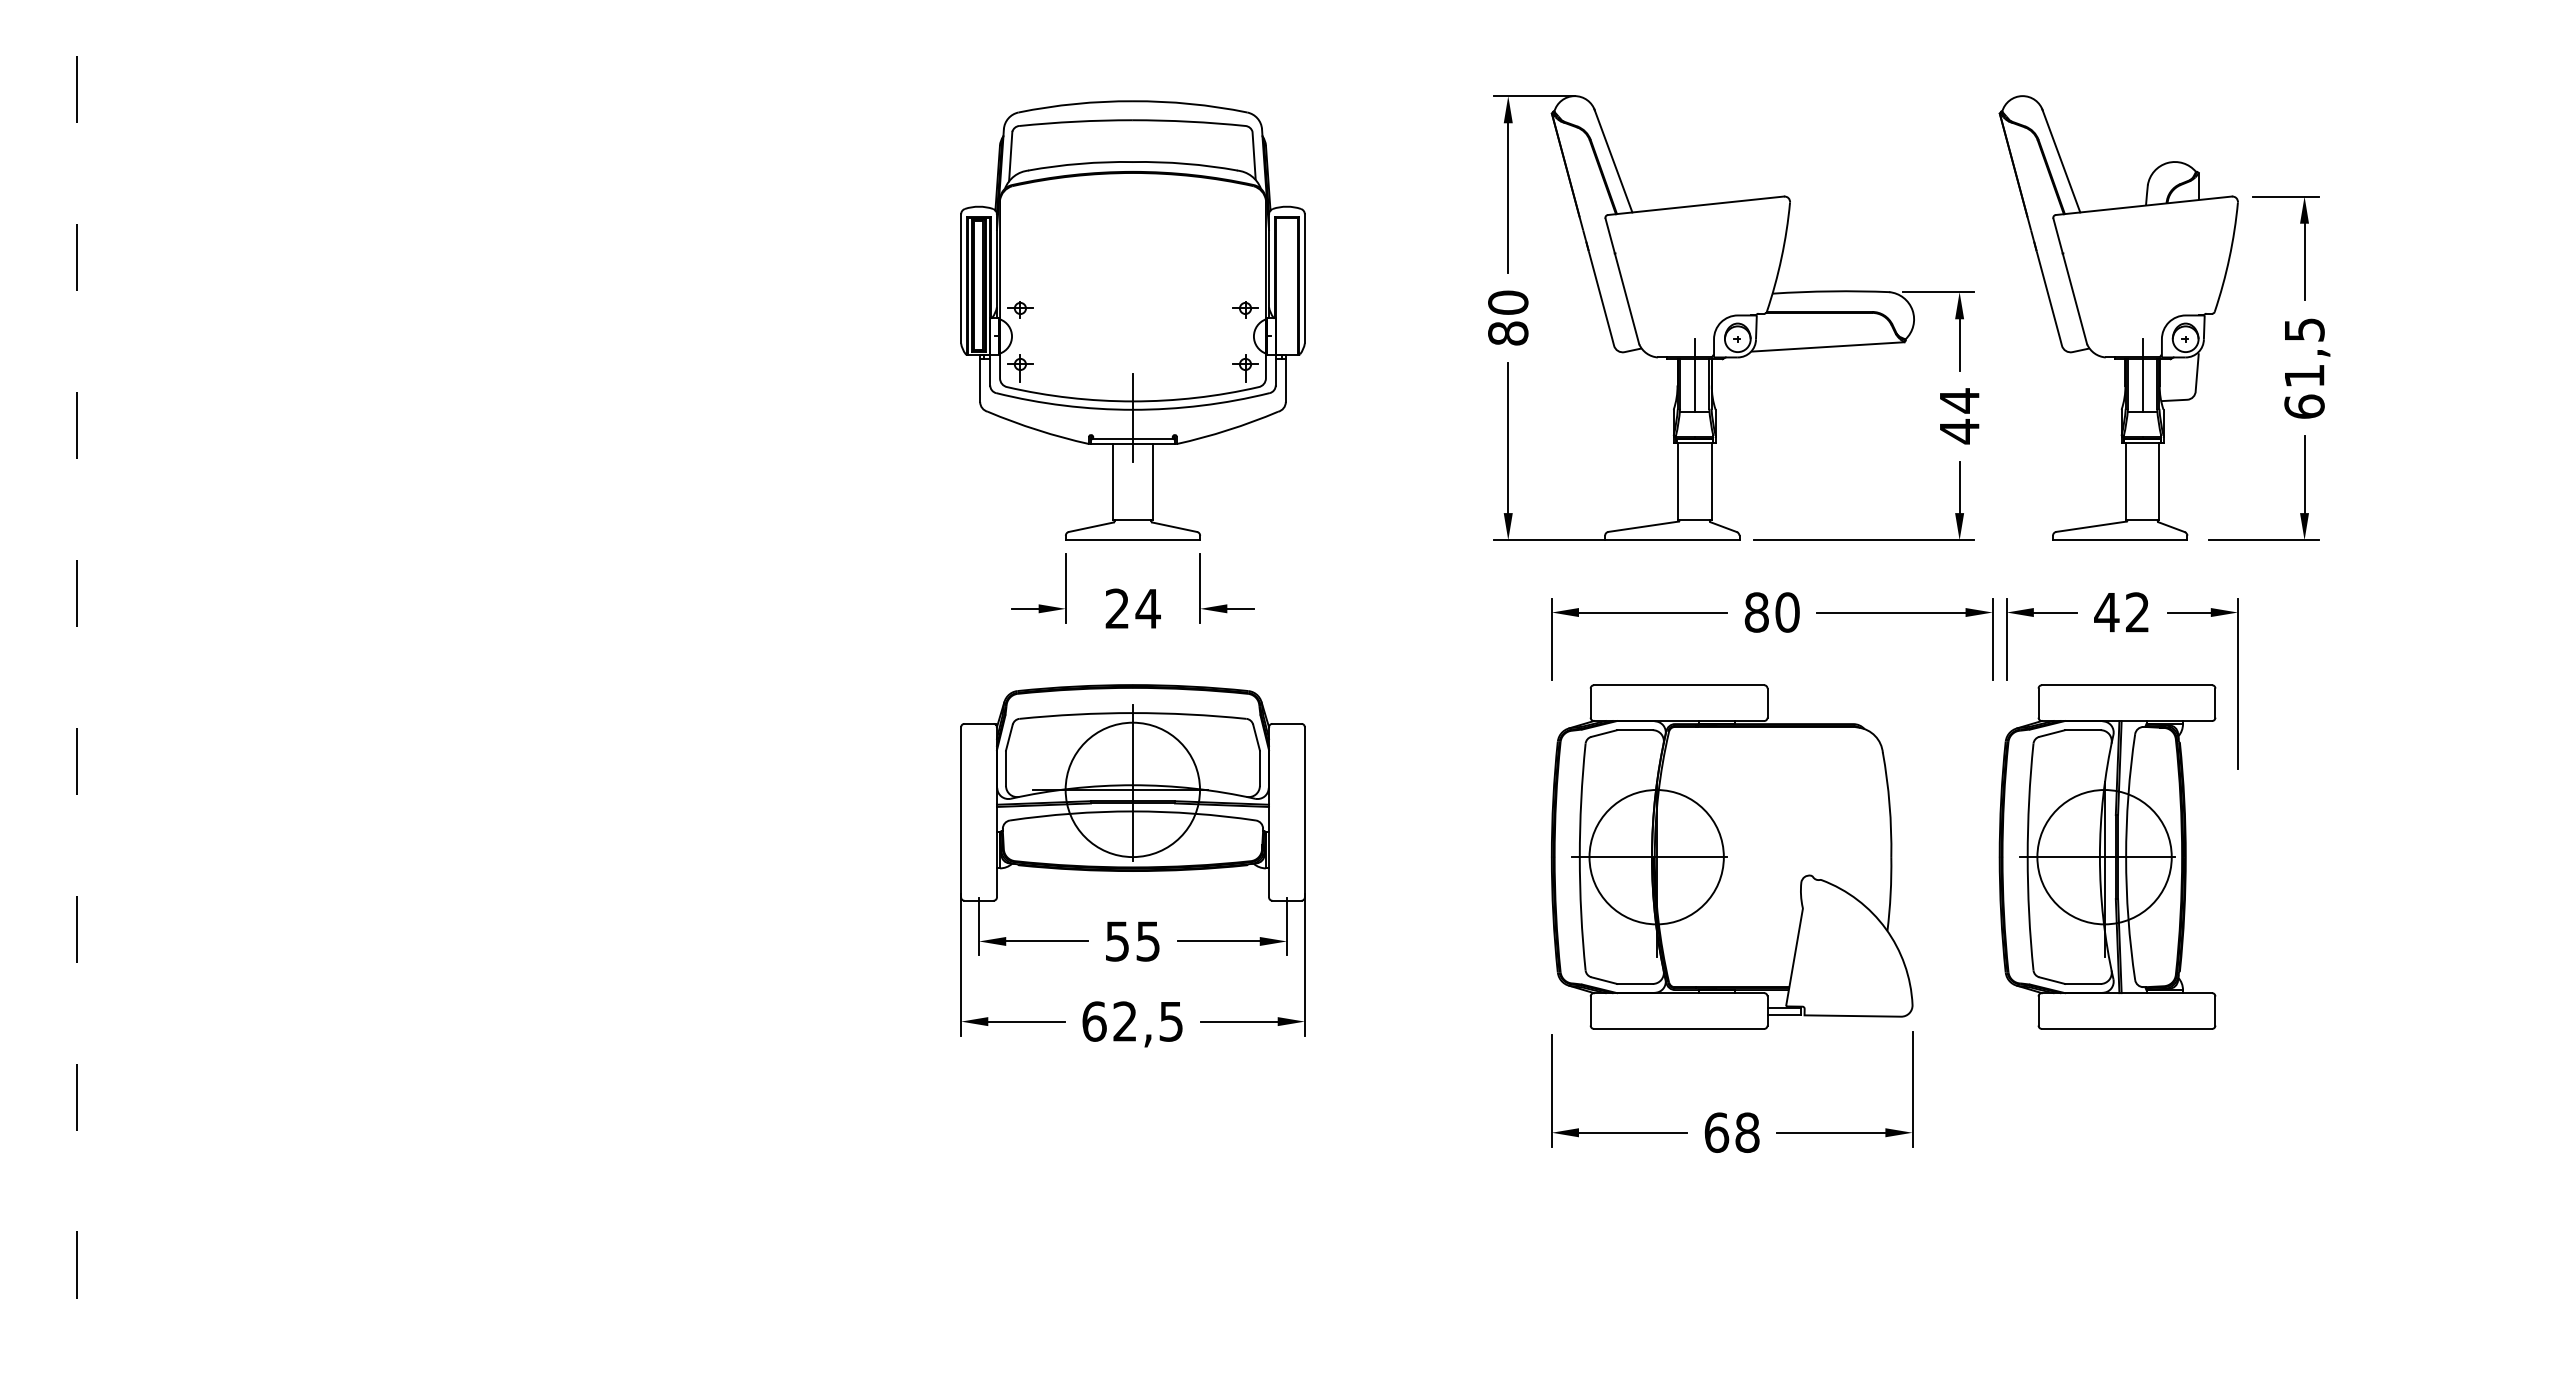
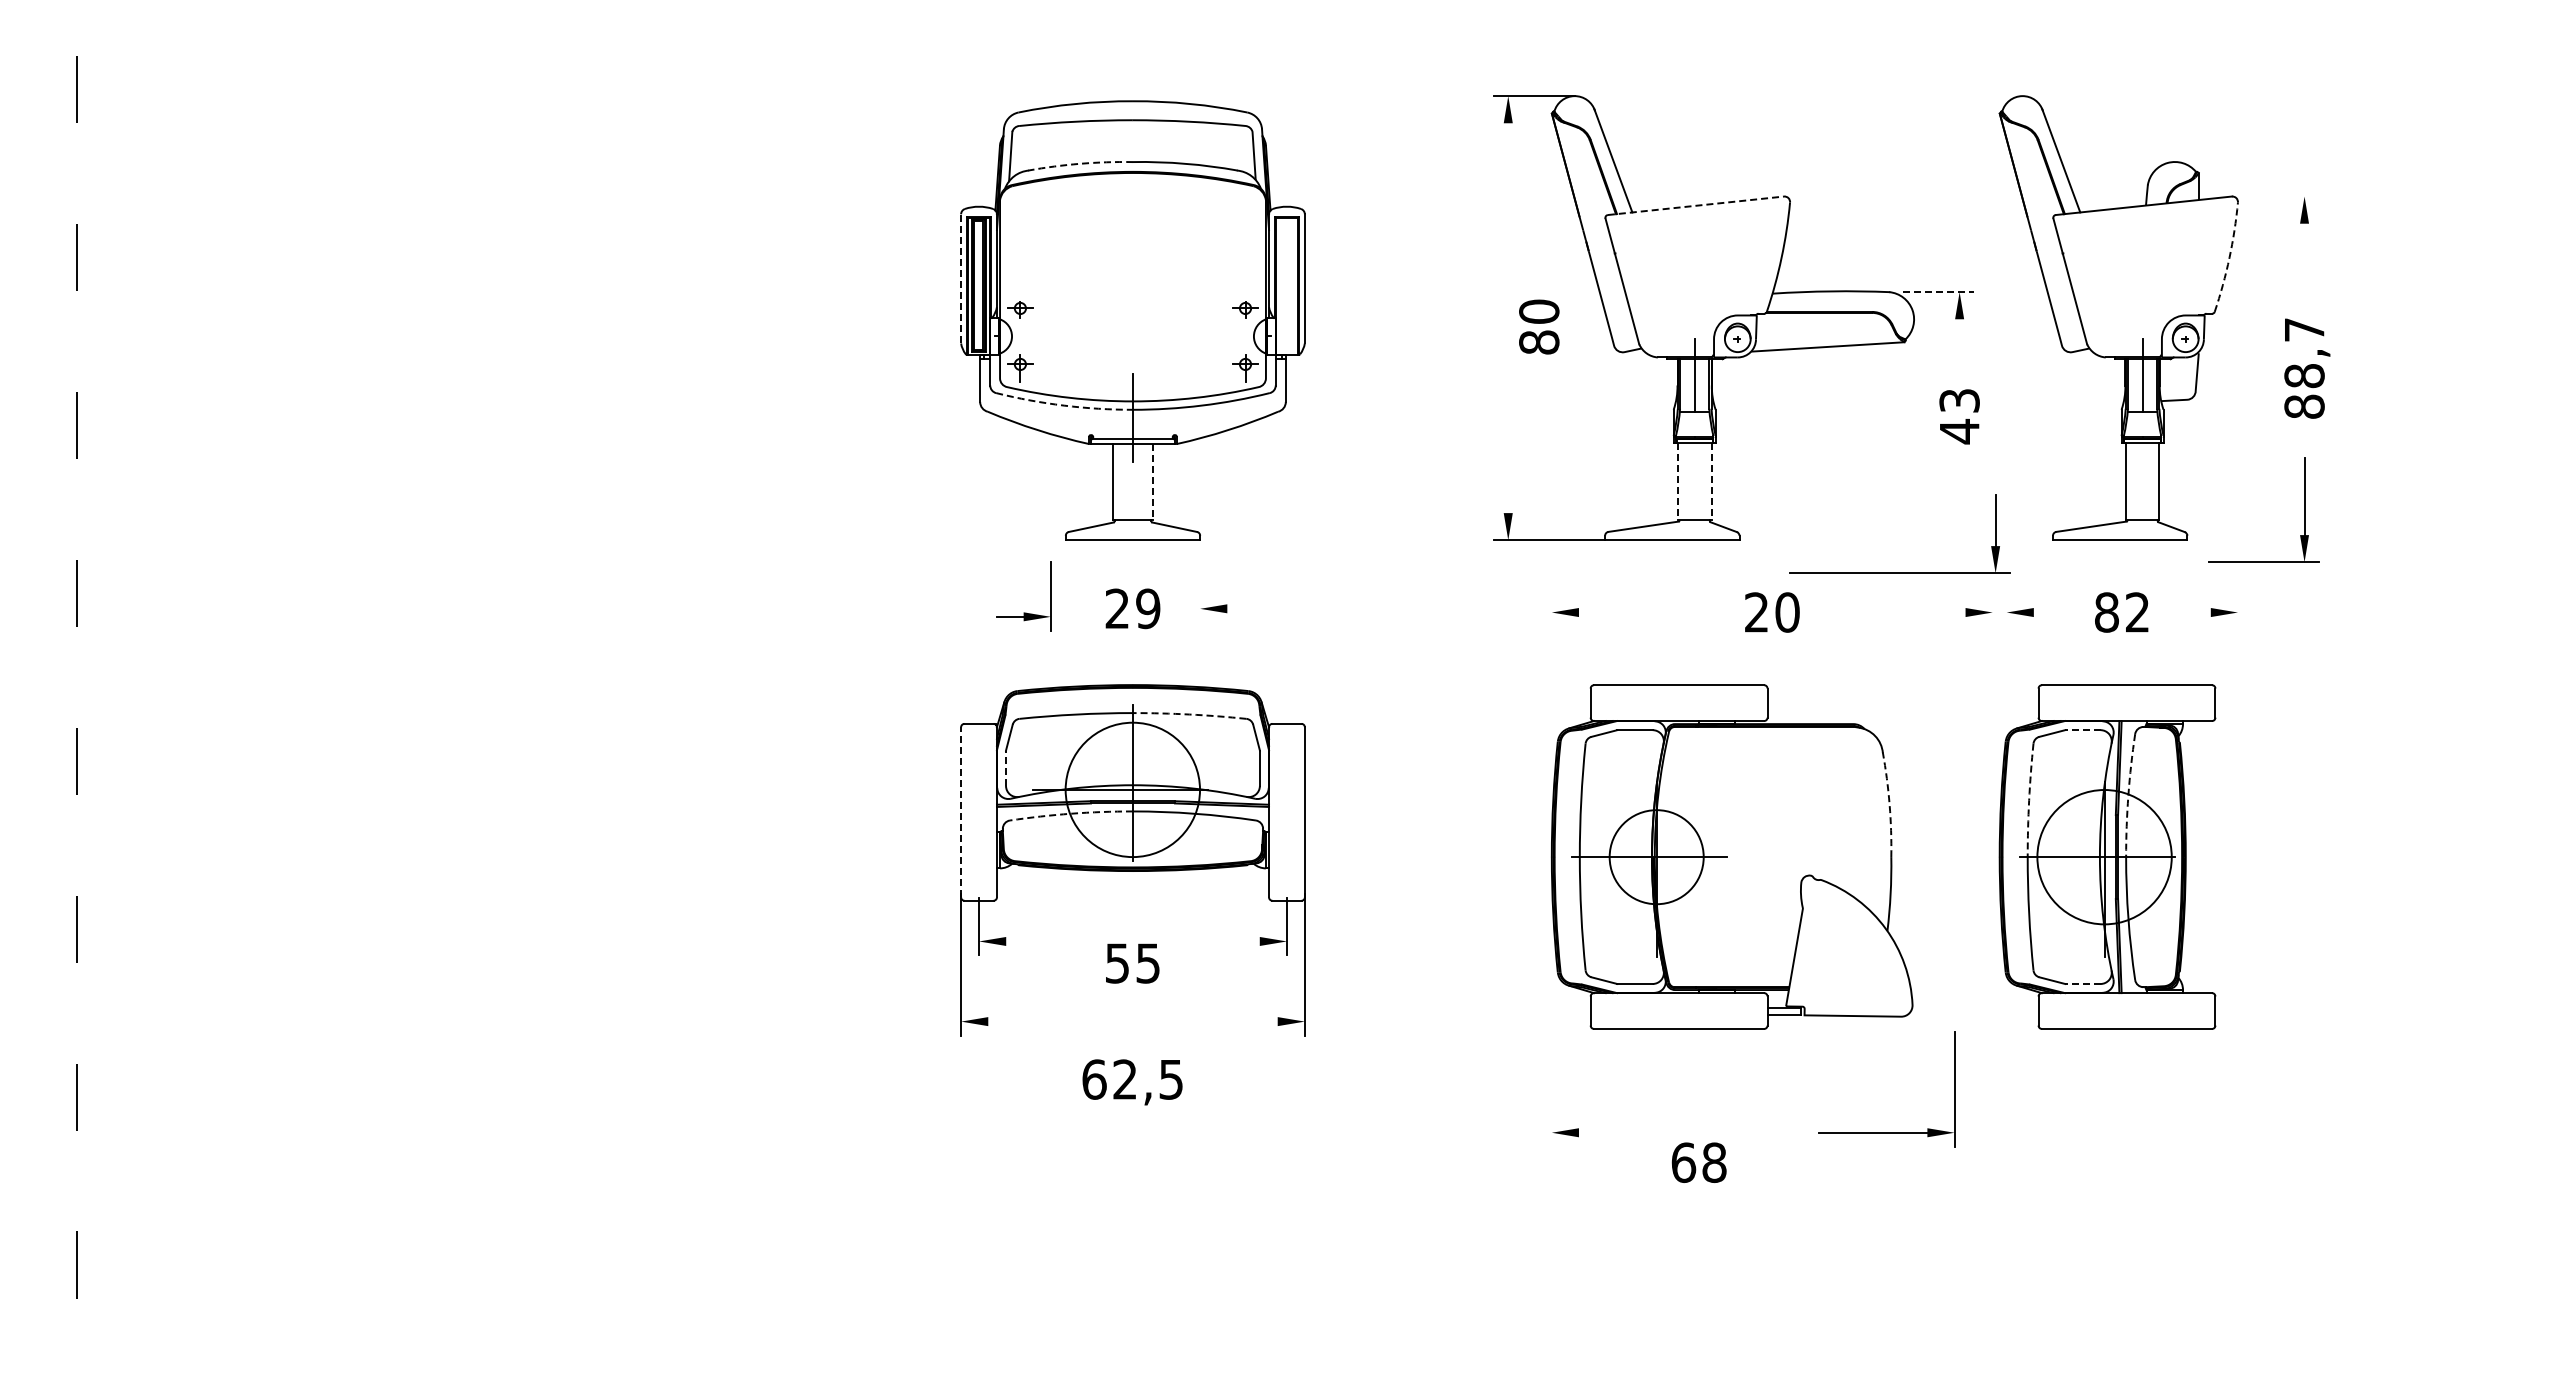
arc: solid -> dashed (1080, 163)
line: present -> none (2285, 196)
line: present -> none (1508, 198)
line: solid -> dashed (1696, 205)
arc: solid -> dashed (2229, 257)
line: present -> none (2304, 261)
line: solid -> dashed (961, 278)
line: solid -> dashed (1938, 292)
text position: (1508, 317) -> (1539, 326) (1539, 326)
line: present -> none (1959, 344)
text: 61,5 -> 88,7 (2304, 368)
text: 44 -> 43 (1959, 400)
arc: solid -> dashed (1064, 405)
line: present -> none (1508, 438)
line: solid -> dashed (1677, 481)
line: solid -> dashed (1711, 481)
line: solid -> dashed (1153, 482)
part position: (2304, 487) -> (2304, 509) (2304, 509)
part position: (1863, 539) -> (1899, 572) (1899, 572)
line: present -> none (1200, 588)
part position: (1038, 604) -> (1023, 612) (1023, 612)
text: 24 -> 29 (1147, 608)
line: present -> none (1240, 608)
line: present -> none (1652, 612)
text: 80 -> 20 (1756, 612)
line: present -> none (1891, 612)
line: present -> none (2054, 612)
text: 42 -> 82 (2106, 612)
line: present -> none (2188, 612)
line: present -> none (2006, 638)
line: present -> none (1551, 639)
line: present -> none (1992, 639)
line: present -> none (2237, 683)
arc: solid -> dashed (1189, 714)
line: solid -> dashed (2082, 730)
line: solid -> dashed (1006, 768)
arc: solid -> dashed (2128, 795)
arc: solid -> dashed (2029, 800)
arc: solid -> dashed (1889, 804)
line: solid -> dashed (961, 811)
arc: solid -> dashed (1071, 813)
circle diameter: 134 px -> 94 px (1656, 857)
line: present -> none (1046, 941)
text position: (1132, 941) -> (1132, 963) (1132, 963)
line: present -> none (1218, 941)
line: solid -> dashed (2082, 984)
line: present -> none (1026, 1021)
line: present -> none (1238, 1021)
text position: (1132, 1024) -> (1132, 1082) (1132, 1082)
line: present -> none (1551, 1090)
line: present -> none (1632, 1132)
text position: (1731, 1132) -> (1698, 1162) (1698, 1162)
part position: (1844, 1132) -> (1886, 1132) (1886, 1132)
